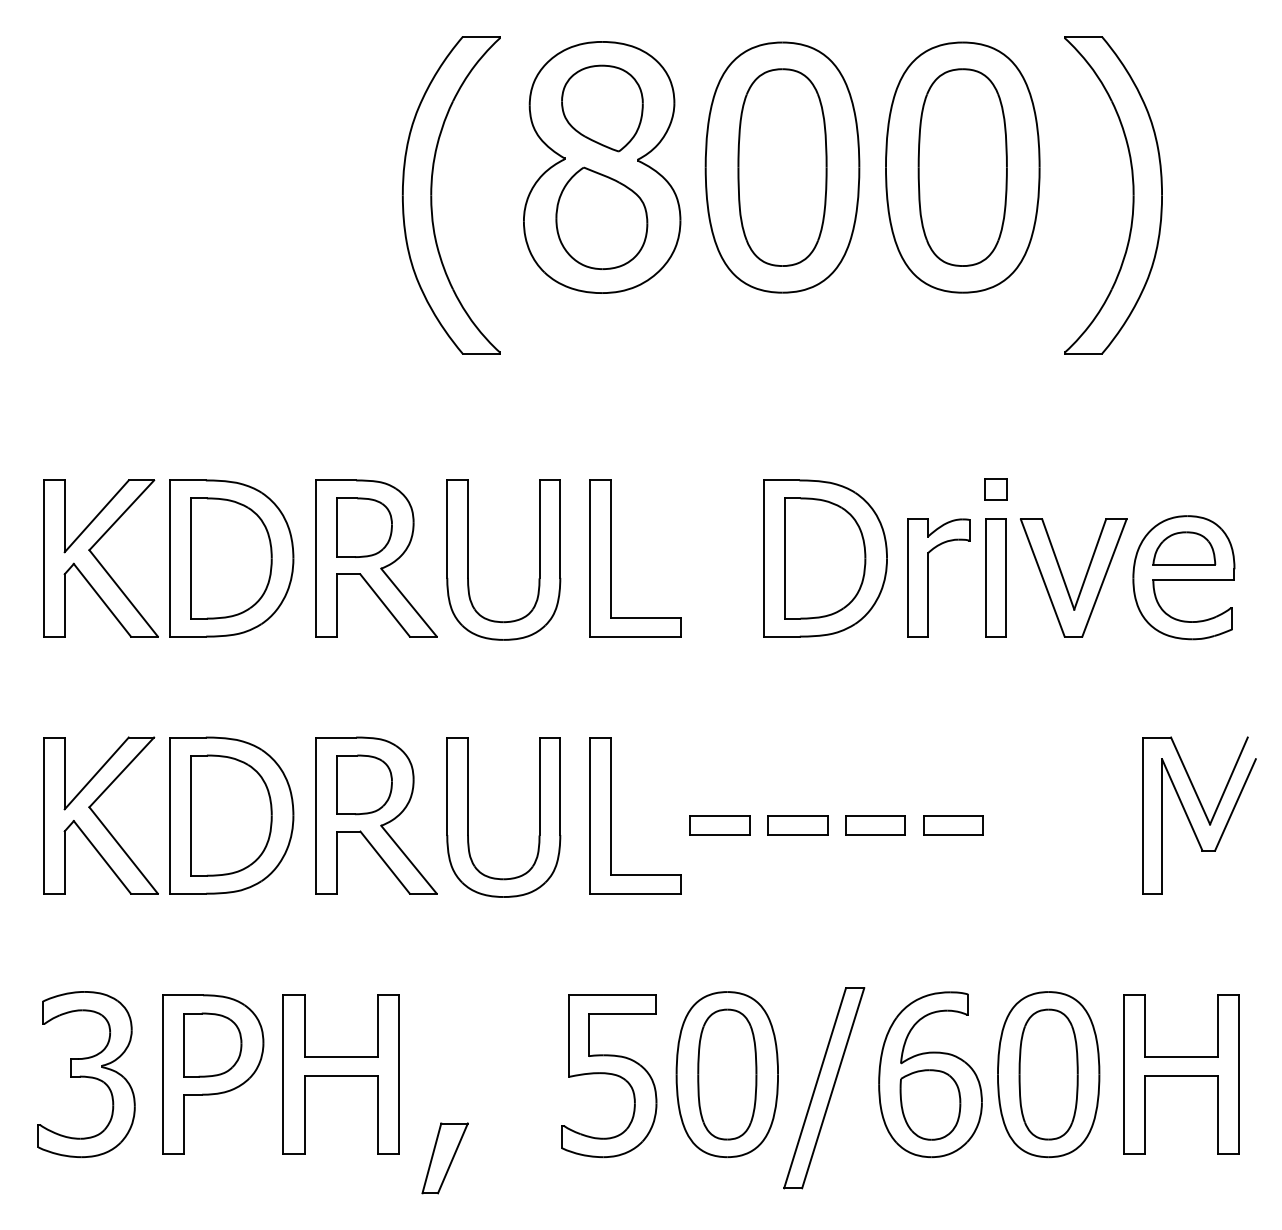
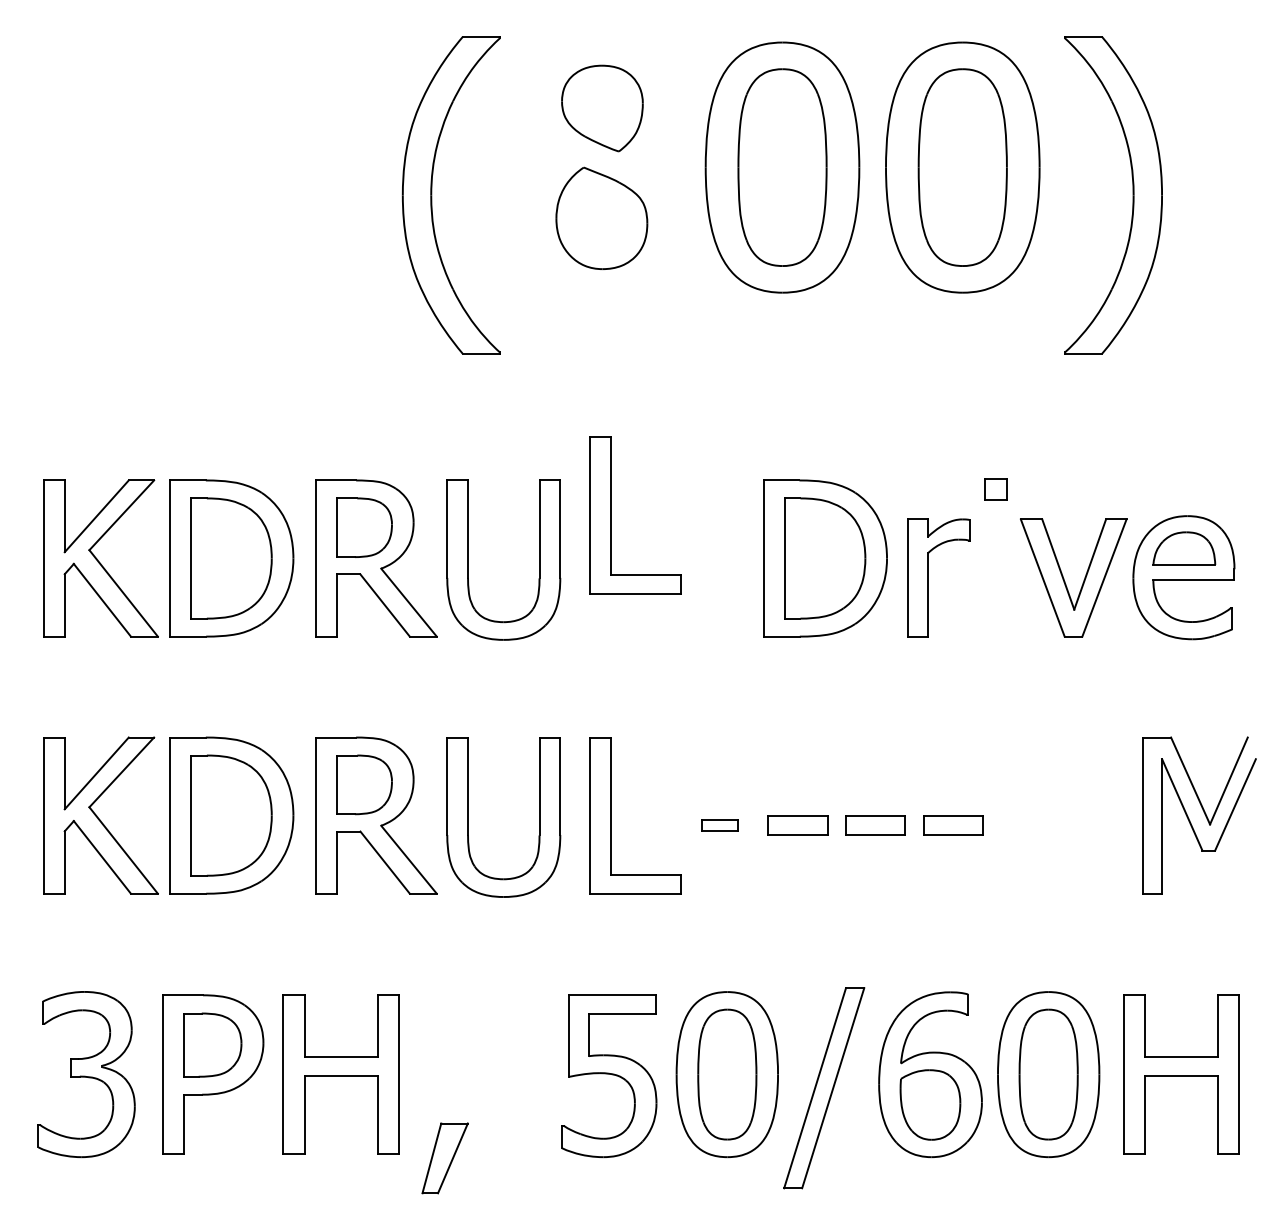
part: present -> none (602, 167)
part position: (611, 558) -> (611, 515) (611, 515)
part: present -> none (995, 577)
part size: 62x21 px -> 38x13 px (719, 825)
